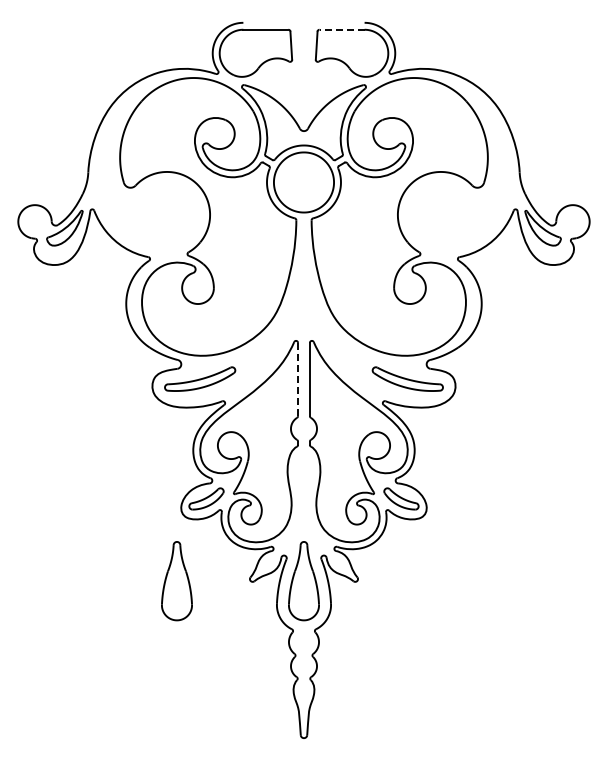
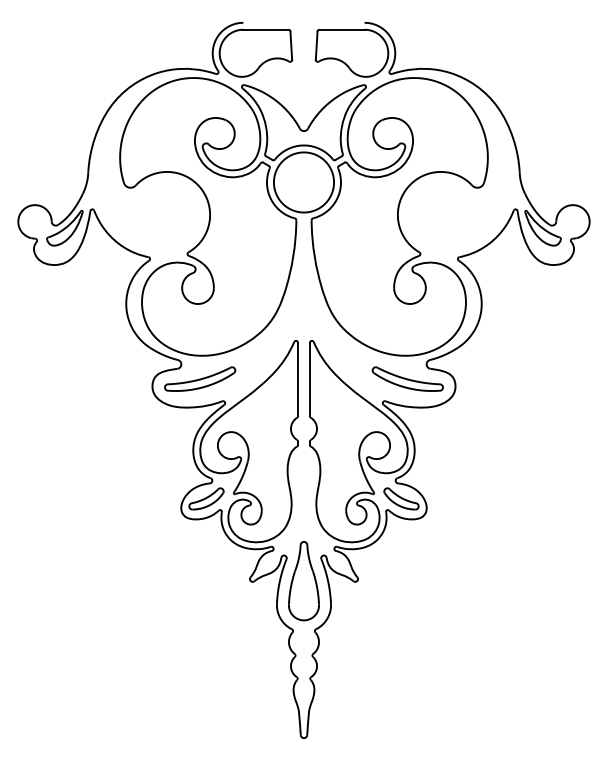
line: dashed -> solid (342, 29)
line: dashed -> solid (298, 379)
part: present -> none (176, 581)
